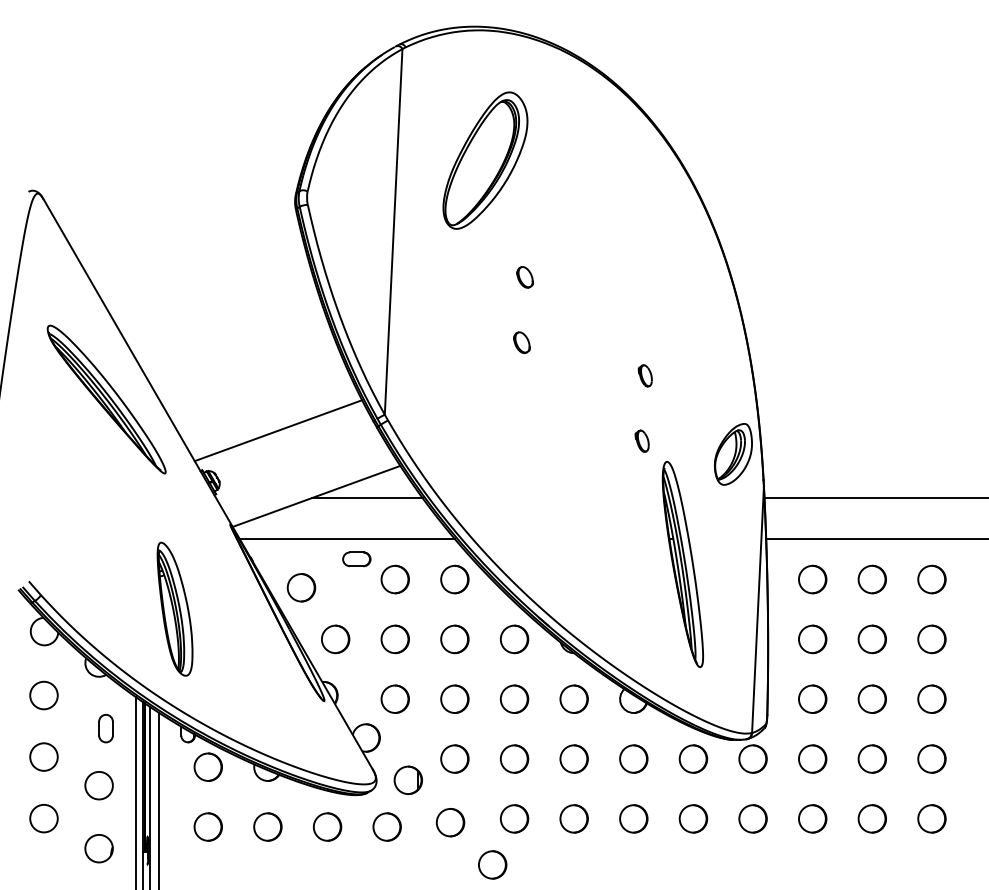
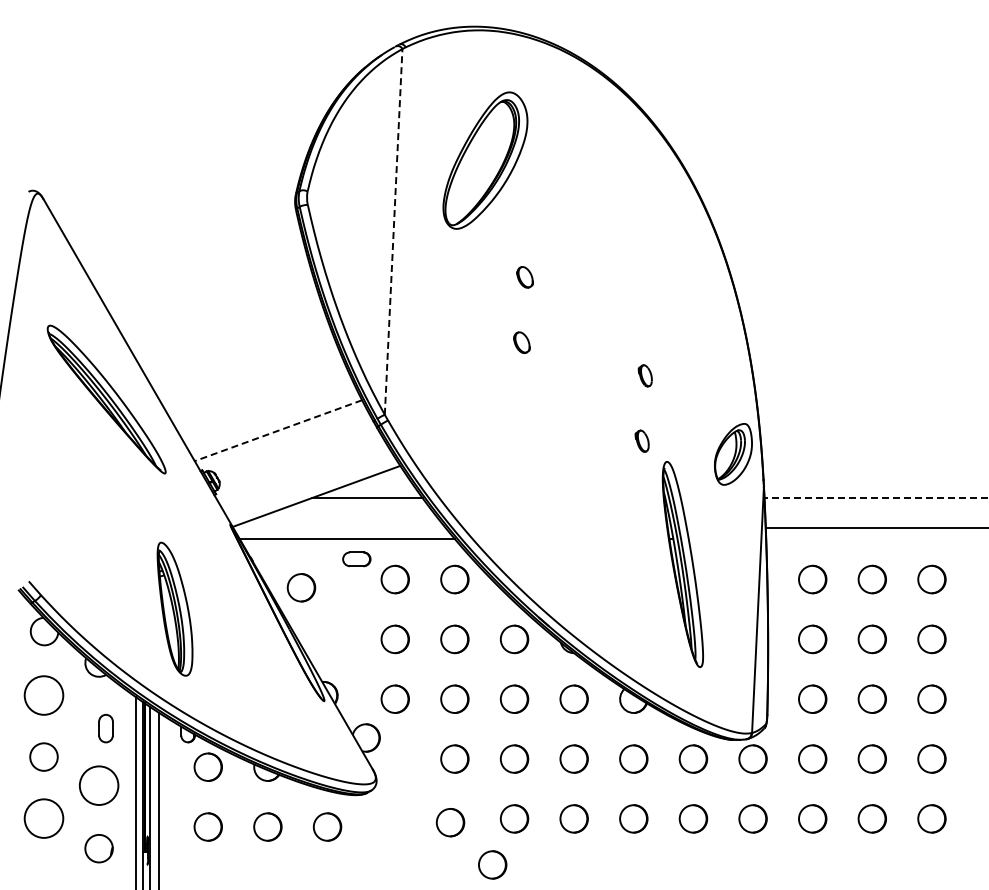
line: solid -> dashed (393, 231)
line: solid -> dashed (277, 430)
line: solid -> dashed (876, 497)
line position: (875, 539) -> (875, 528) (875, 528)
part: present -> none (335, 639)
circle diameter: 28 px -> 39 px (43, 695)
part: present -> none (407, 779)
circle diameter: 28 px -> 39 px (98, 785)
circle diameter: 28 px -> 39 px (43, 818)
circle: present -> none (386, 826)
